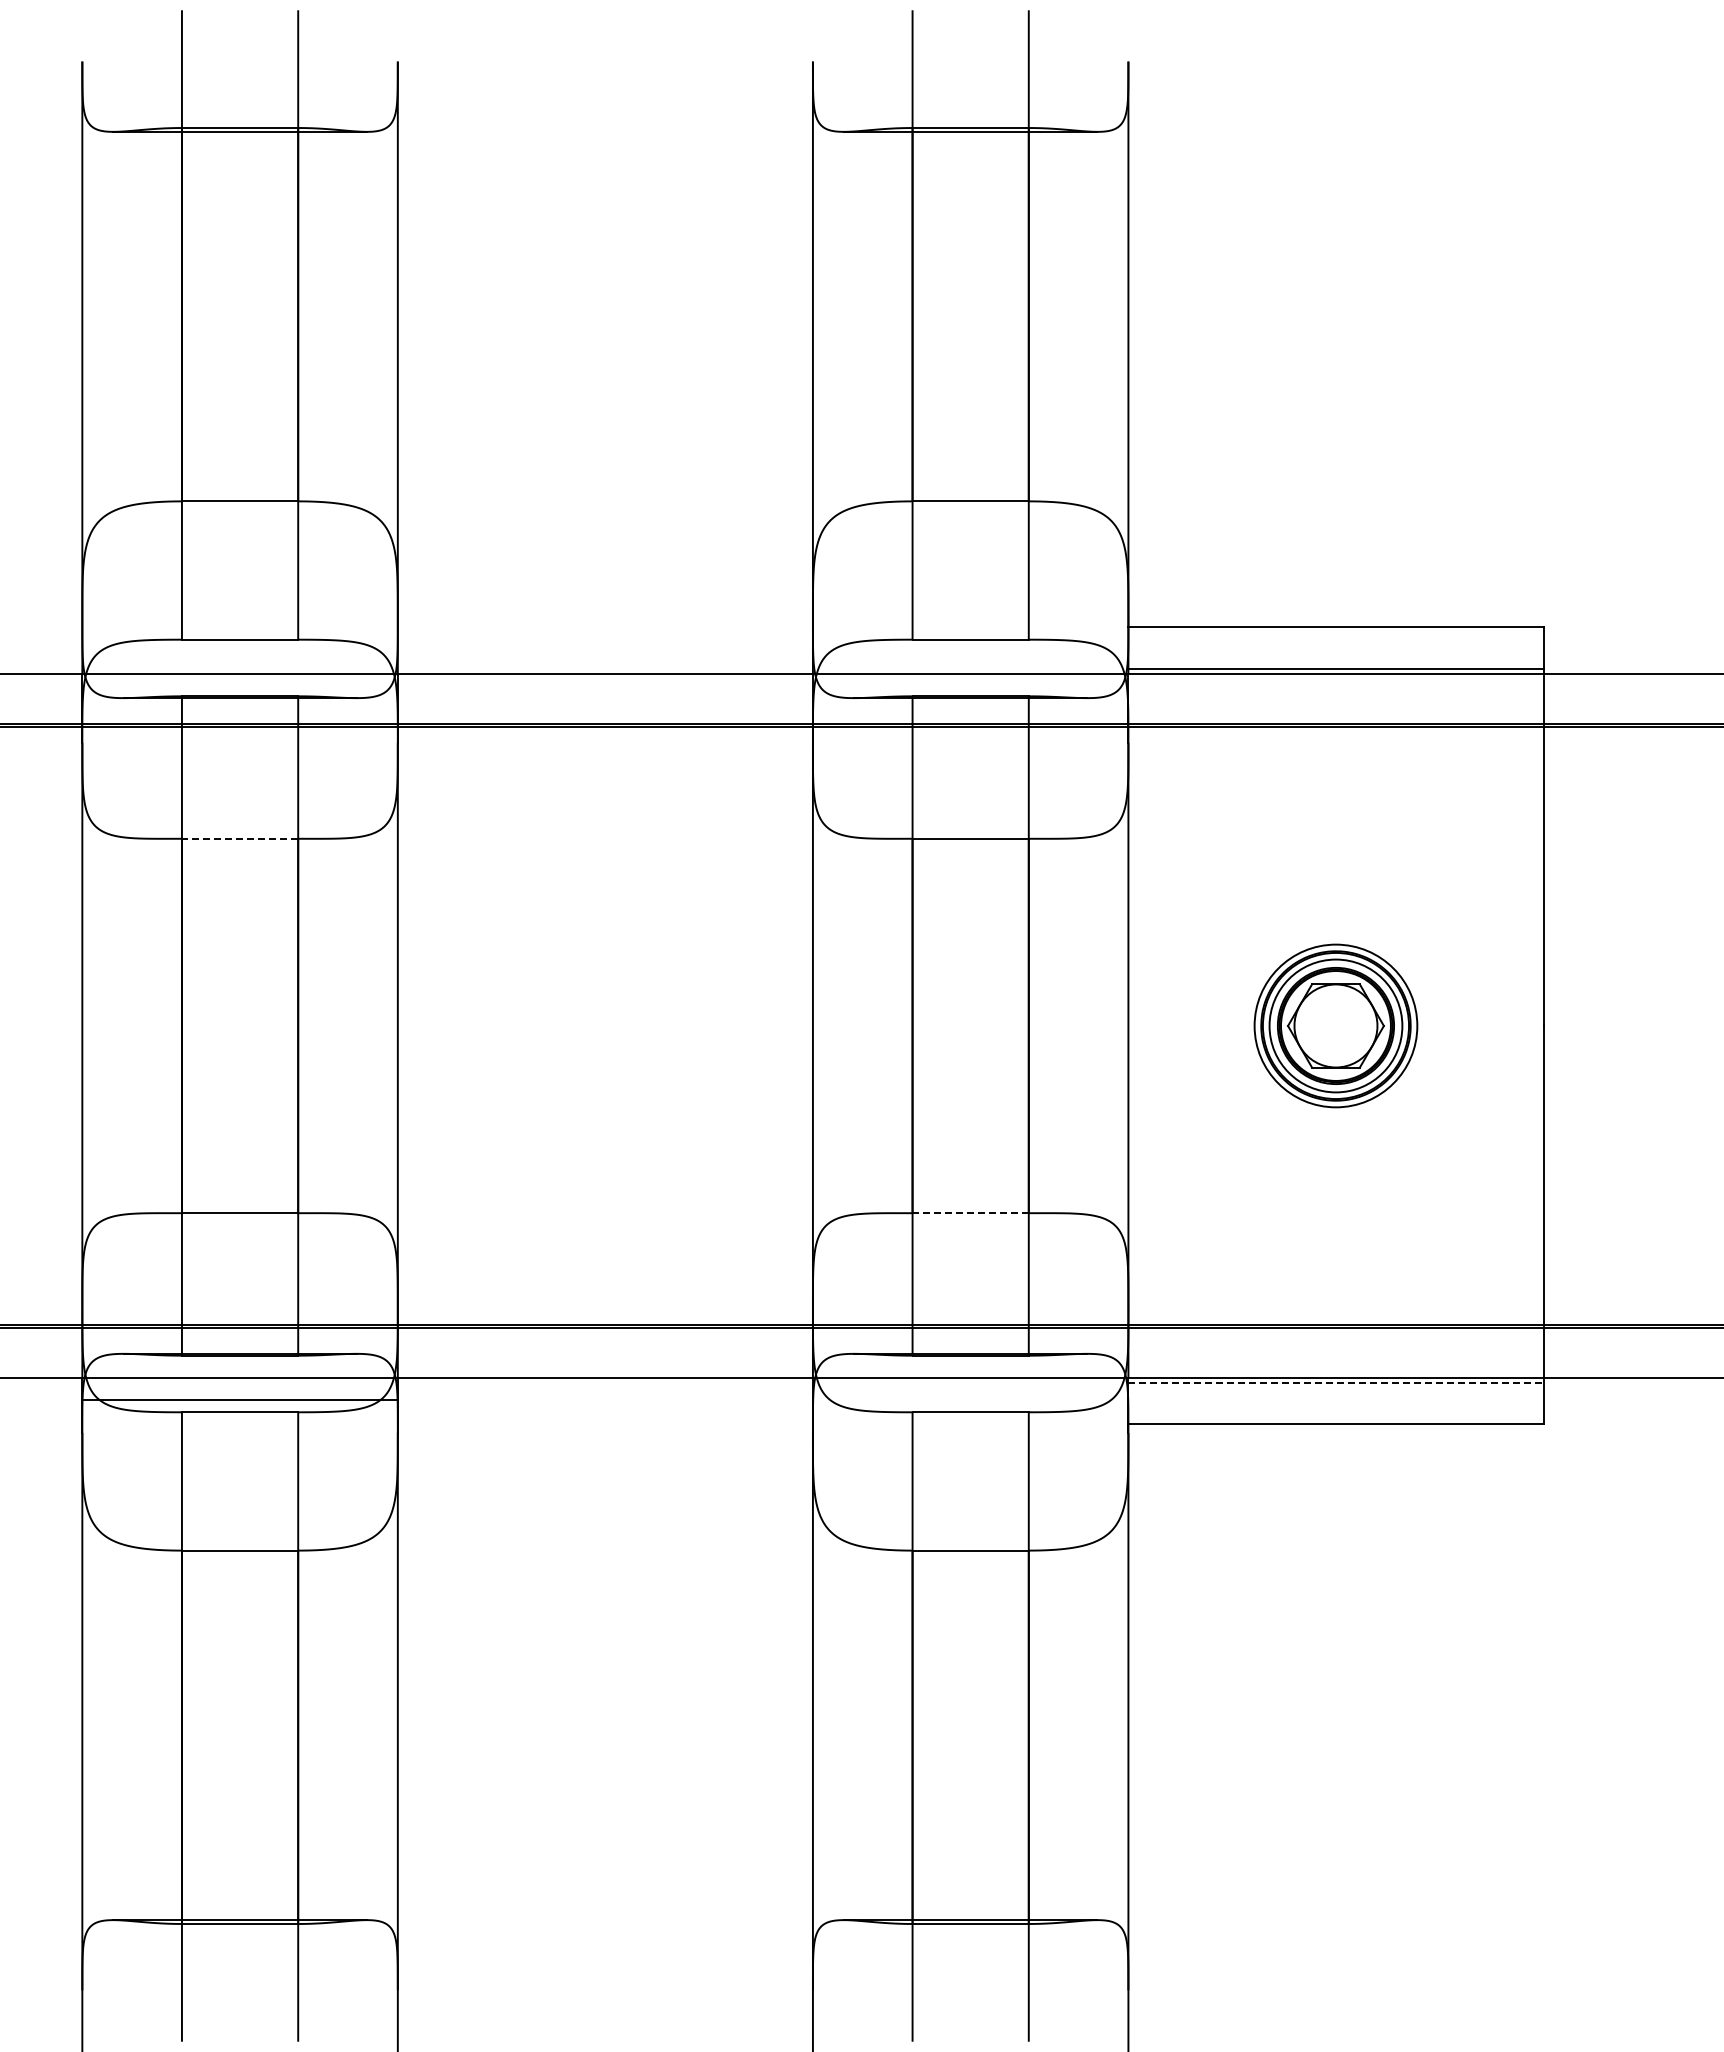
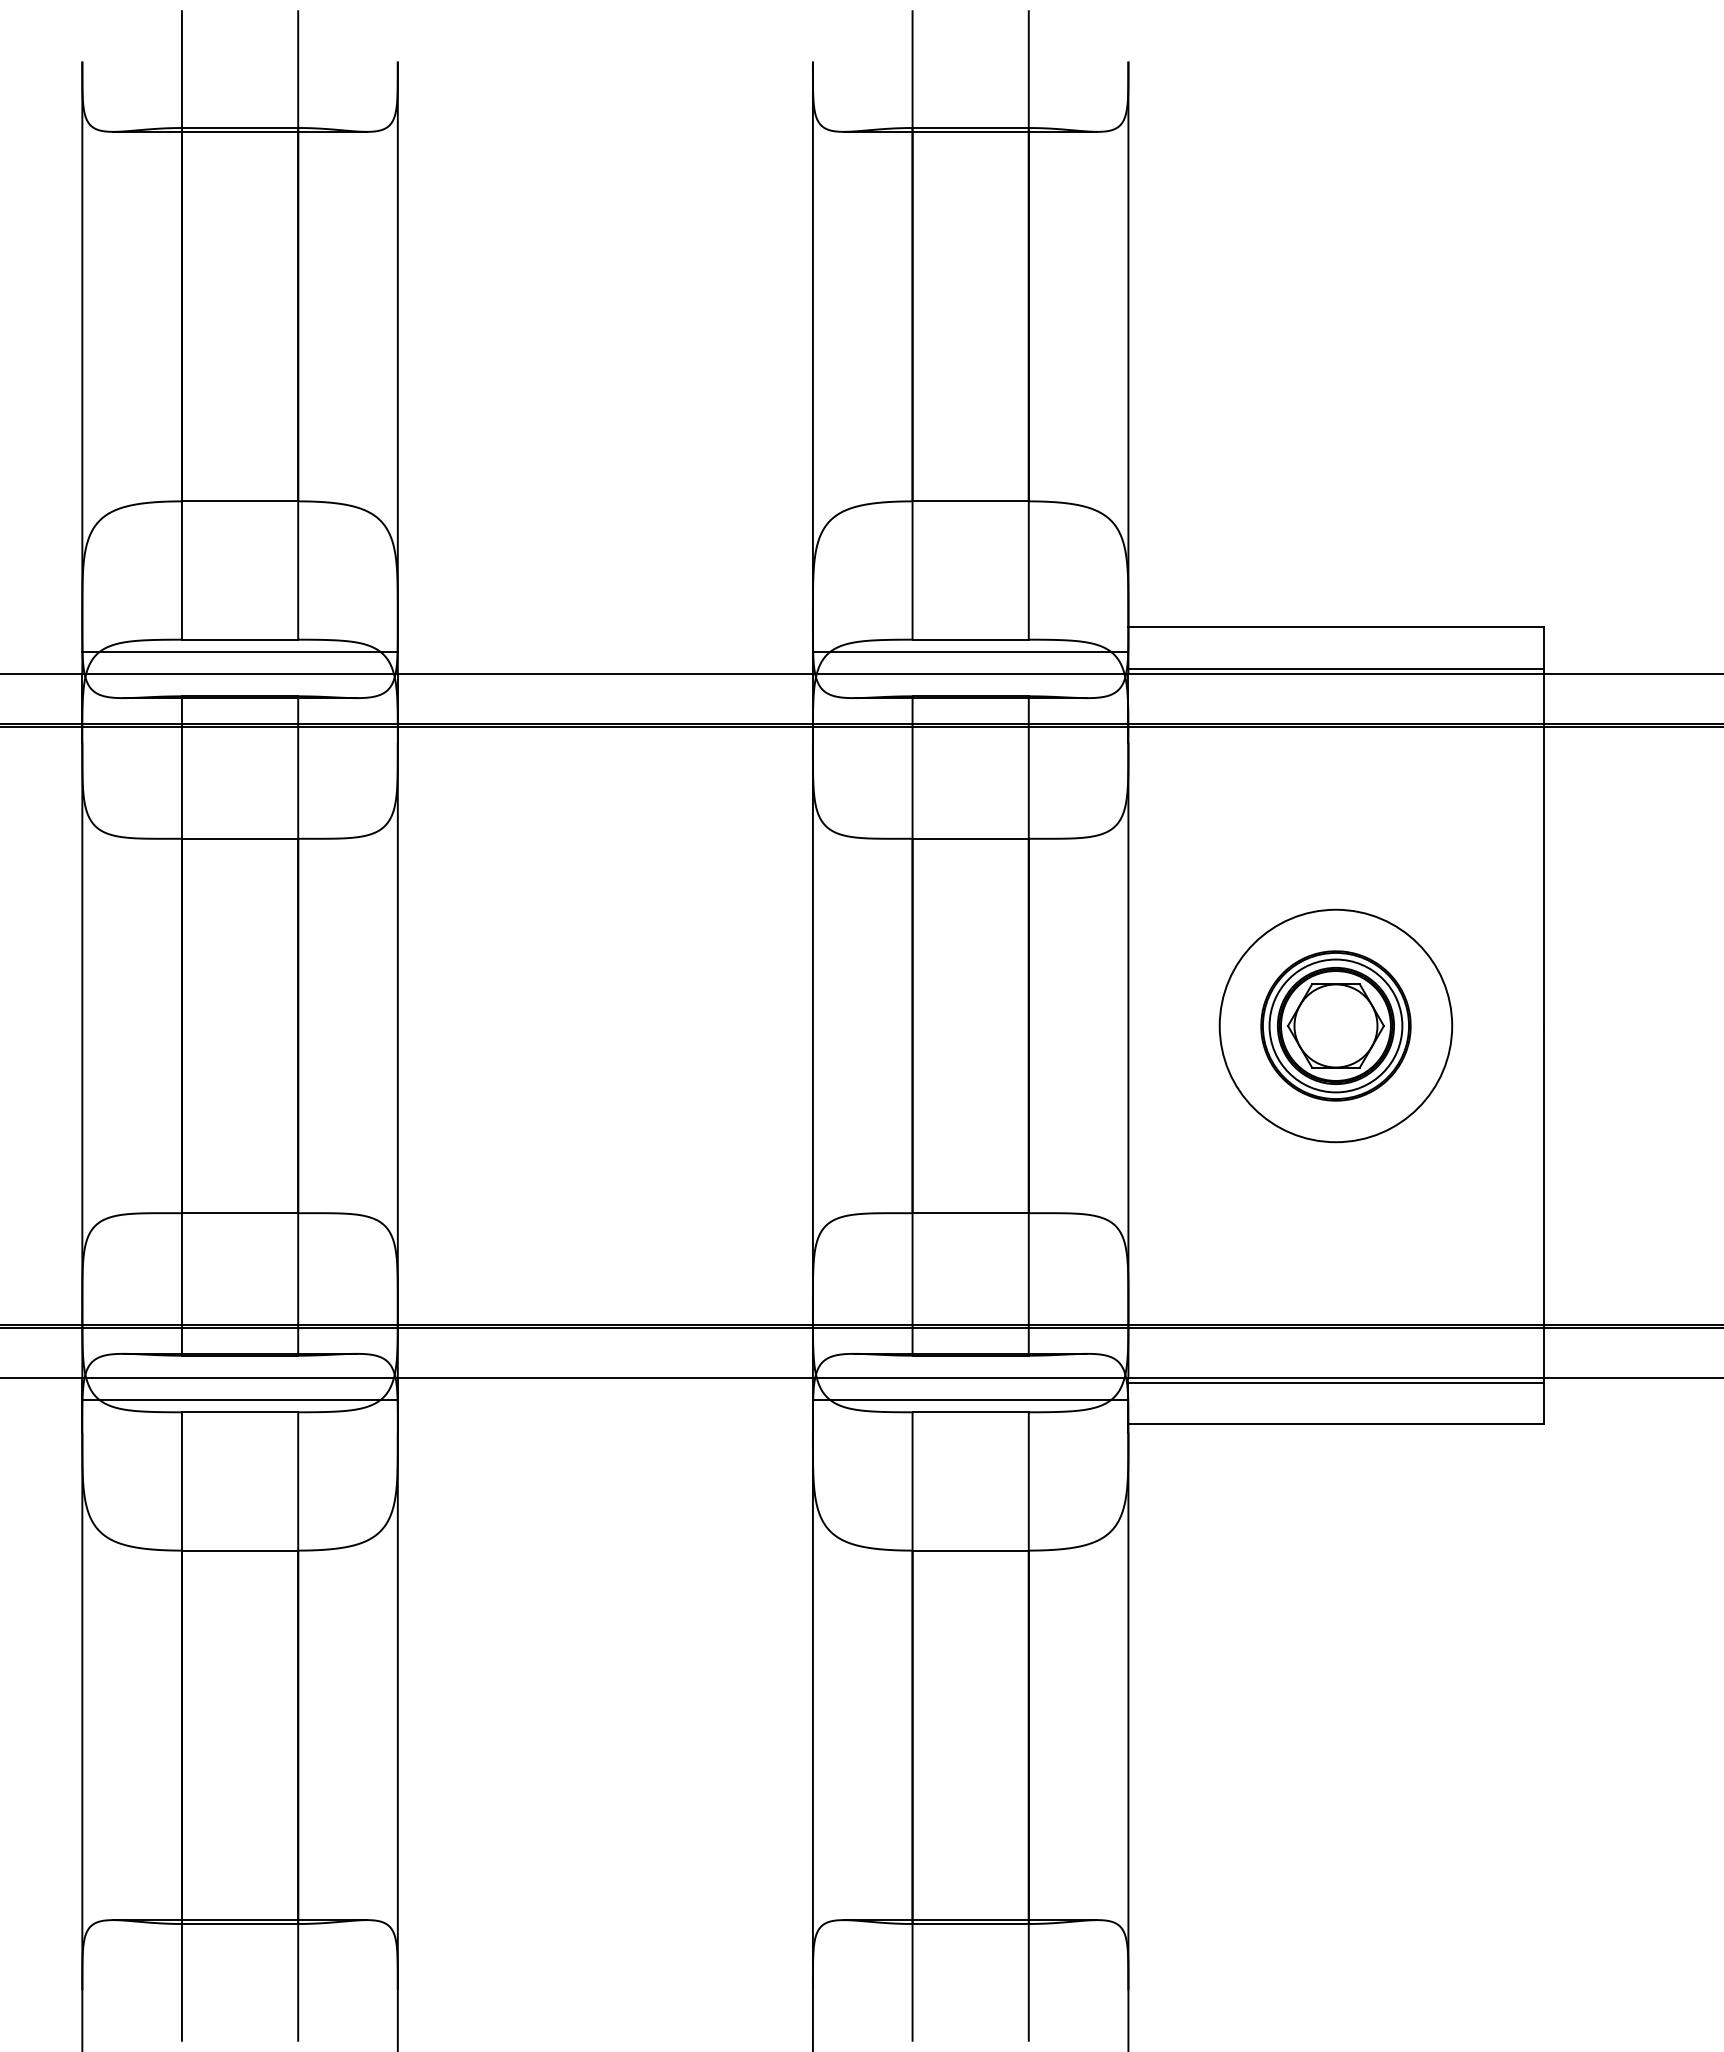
line: none -> present (239, 652)
line: none -> present (970, 652)
line: dashed -> solid (239, 838)
circle diameter: 163 px -> 232 px (1335, 1025)
line: dashed -> solid (970, 1213)
line: dashed -> solid (1335, 1382)
line: none -> present (970, 1399)
